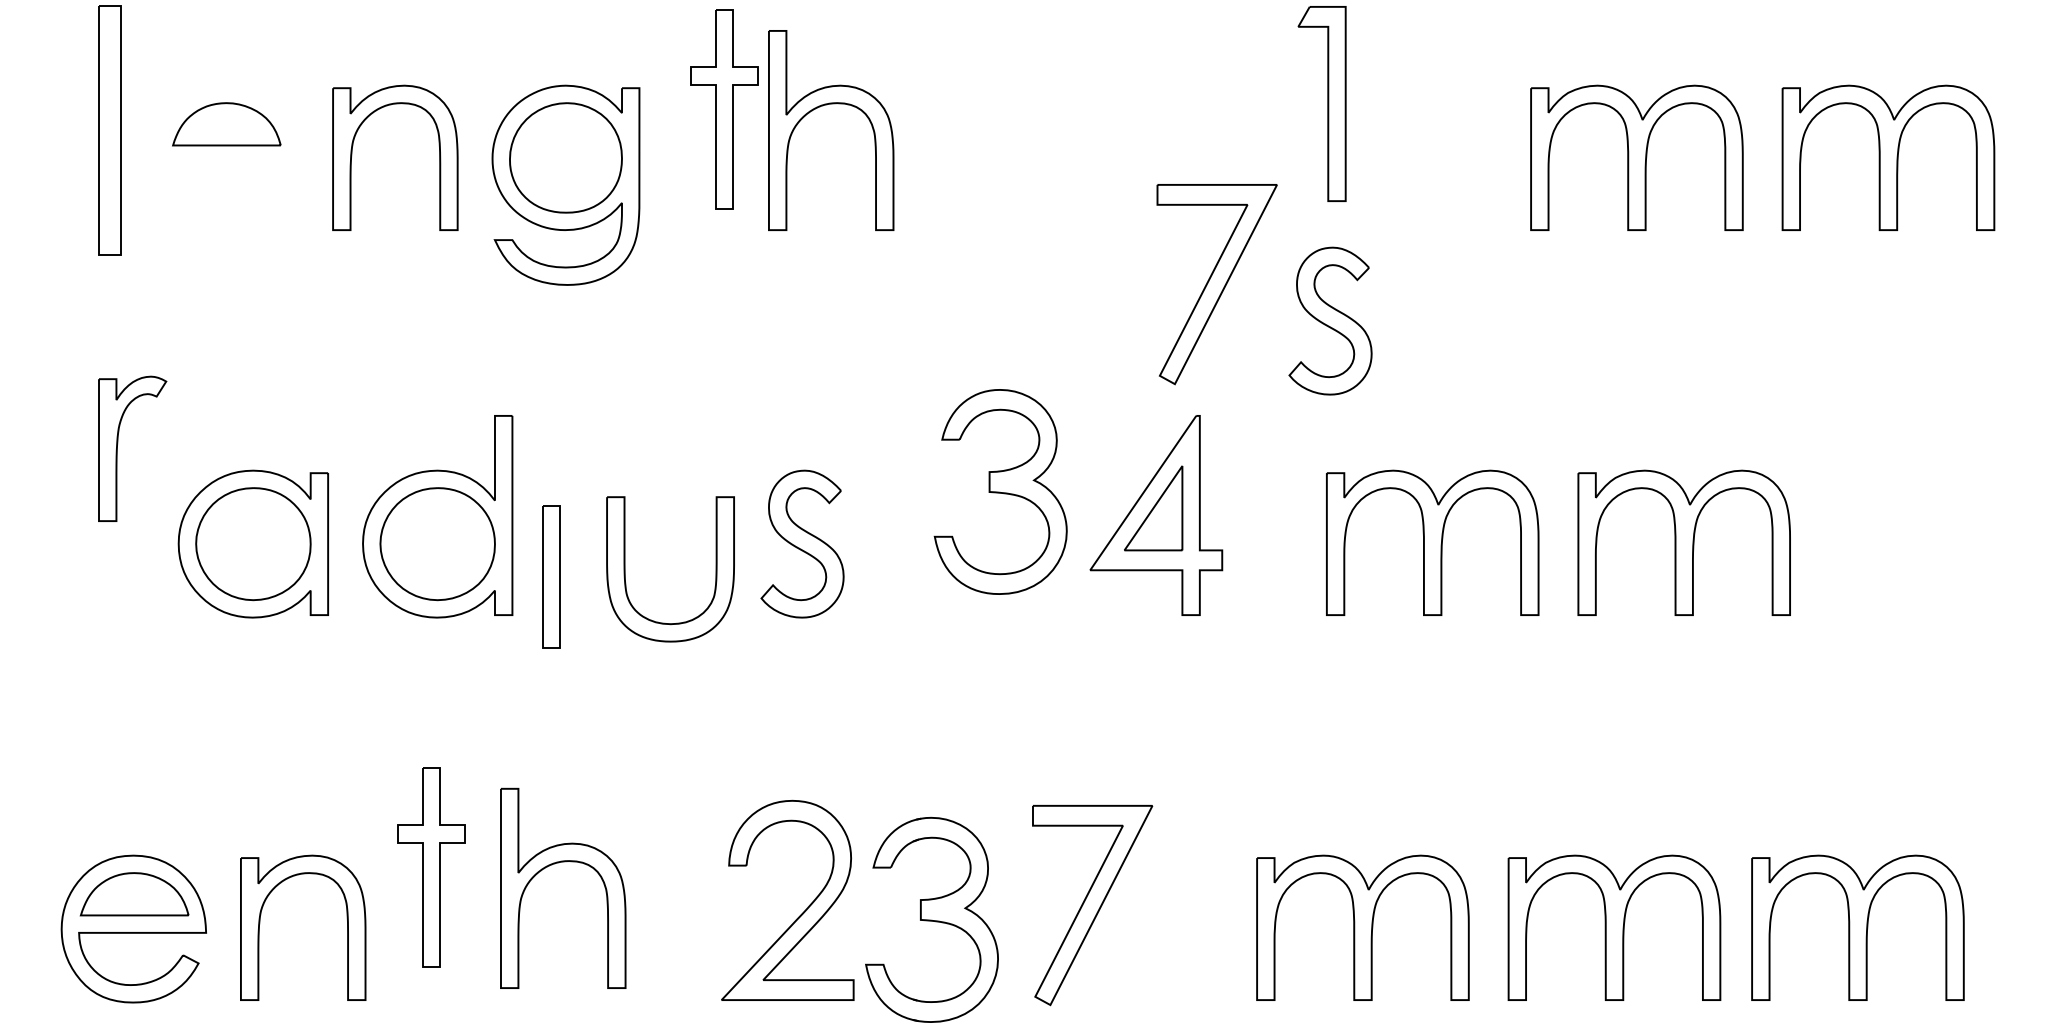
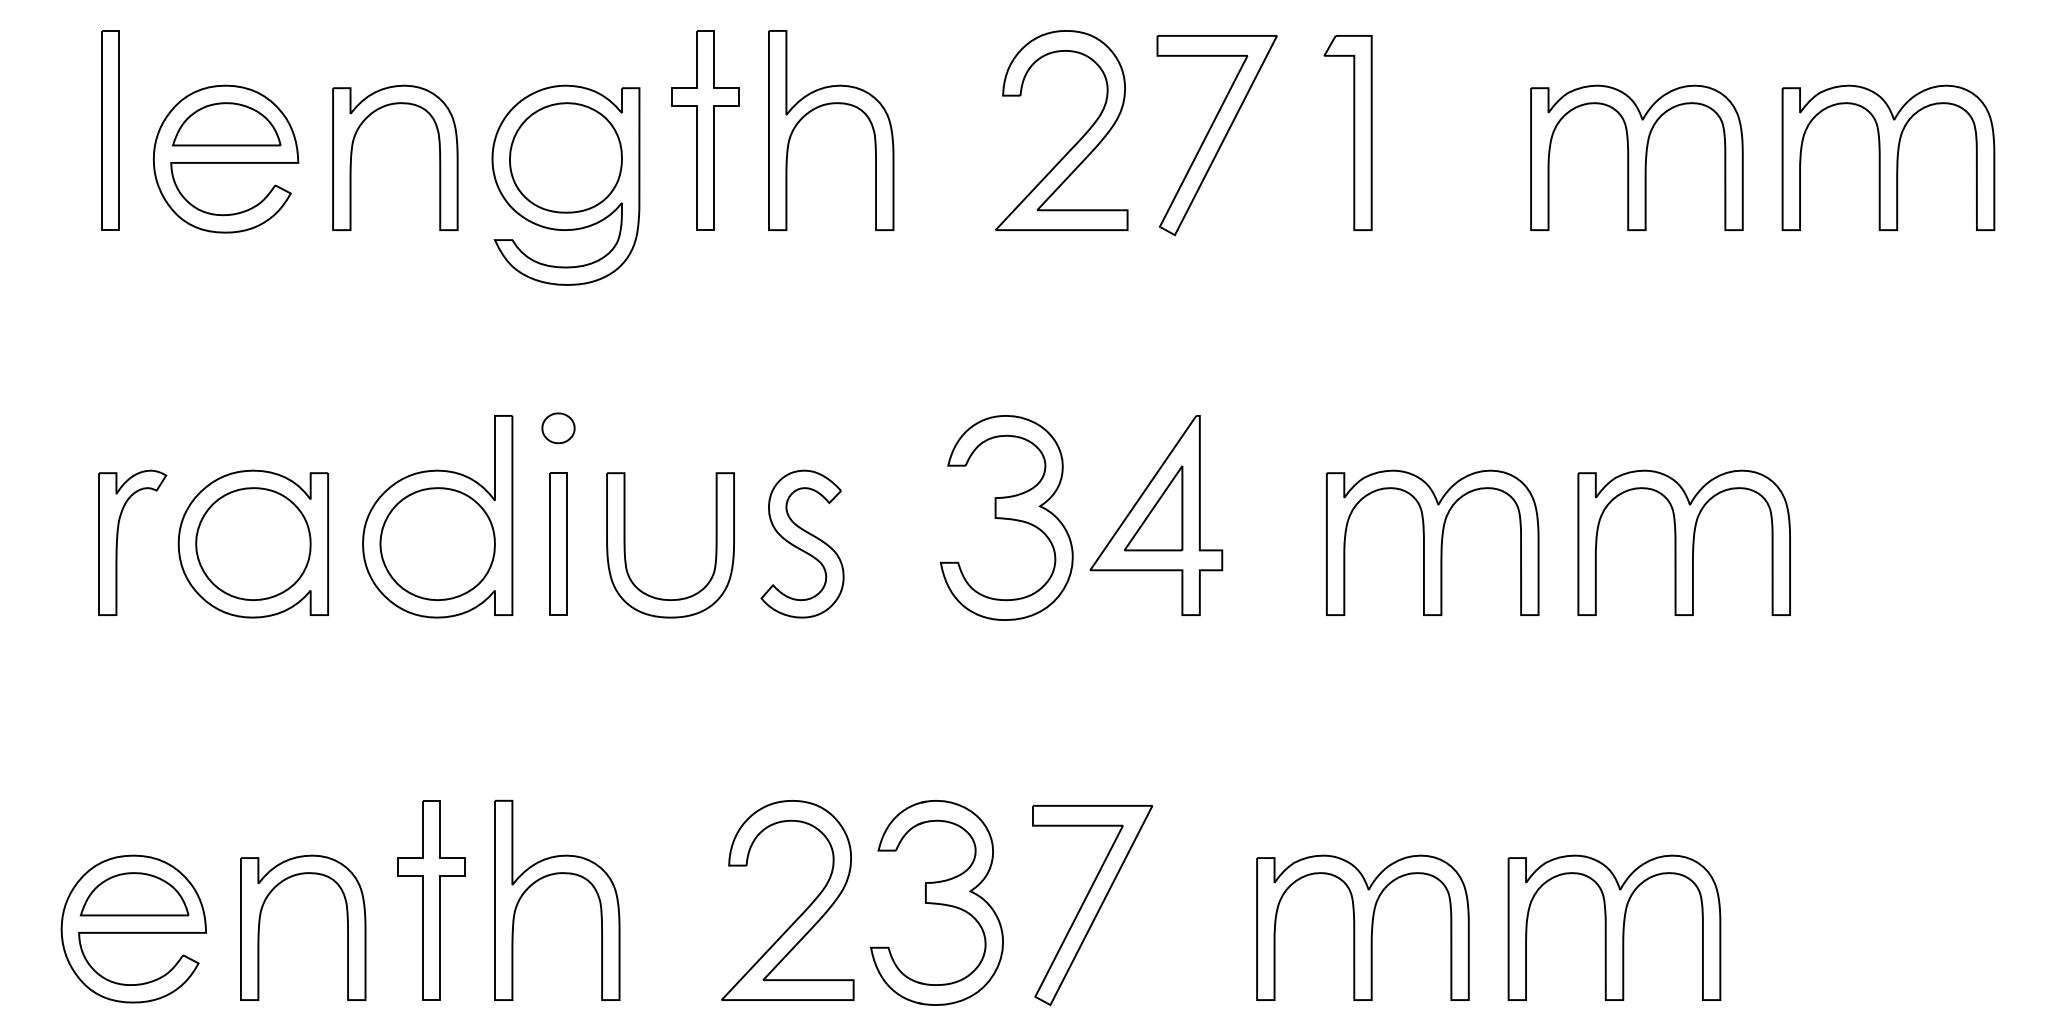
curve position: (1327, 103) -> (1353, 132) (1353, 132)
curve position: (716, 109) -> (697, 130) (697, 130)
part size: 24x251 px -> 19x201 px (110, 130)
part: none -> present (1075, 143)
part: none -> present (225, 158)
part position: (1216, 284) -> (1216, 135) (1216, 135)
part: present -> none (1330, 320)
part: none -> present (558, 428)
part position: (118, 443) -> (118, 537) (118, 537)
part position: (1000, 491) -> (1006, 517) (1006, 517)
part position: (625, 569) -> (625, 545) (625, 545)
part position: (551, 576) -> (558, 543) (558, 543)
part position: (558, 863) -> (552, 875) (552, 875)
part position: (431, 867) -> (431, 900) (431, 900)
part position: (931, 919) -> (936, 902) (936, 902)
part: present -> none (1857, 927)
